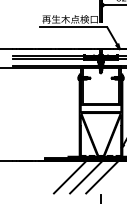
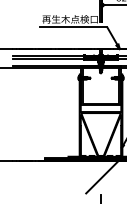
line: present -> none (69, 176)
line: present -> none (86, 176)
